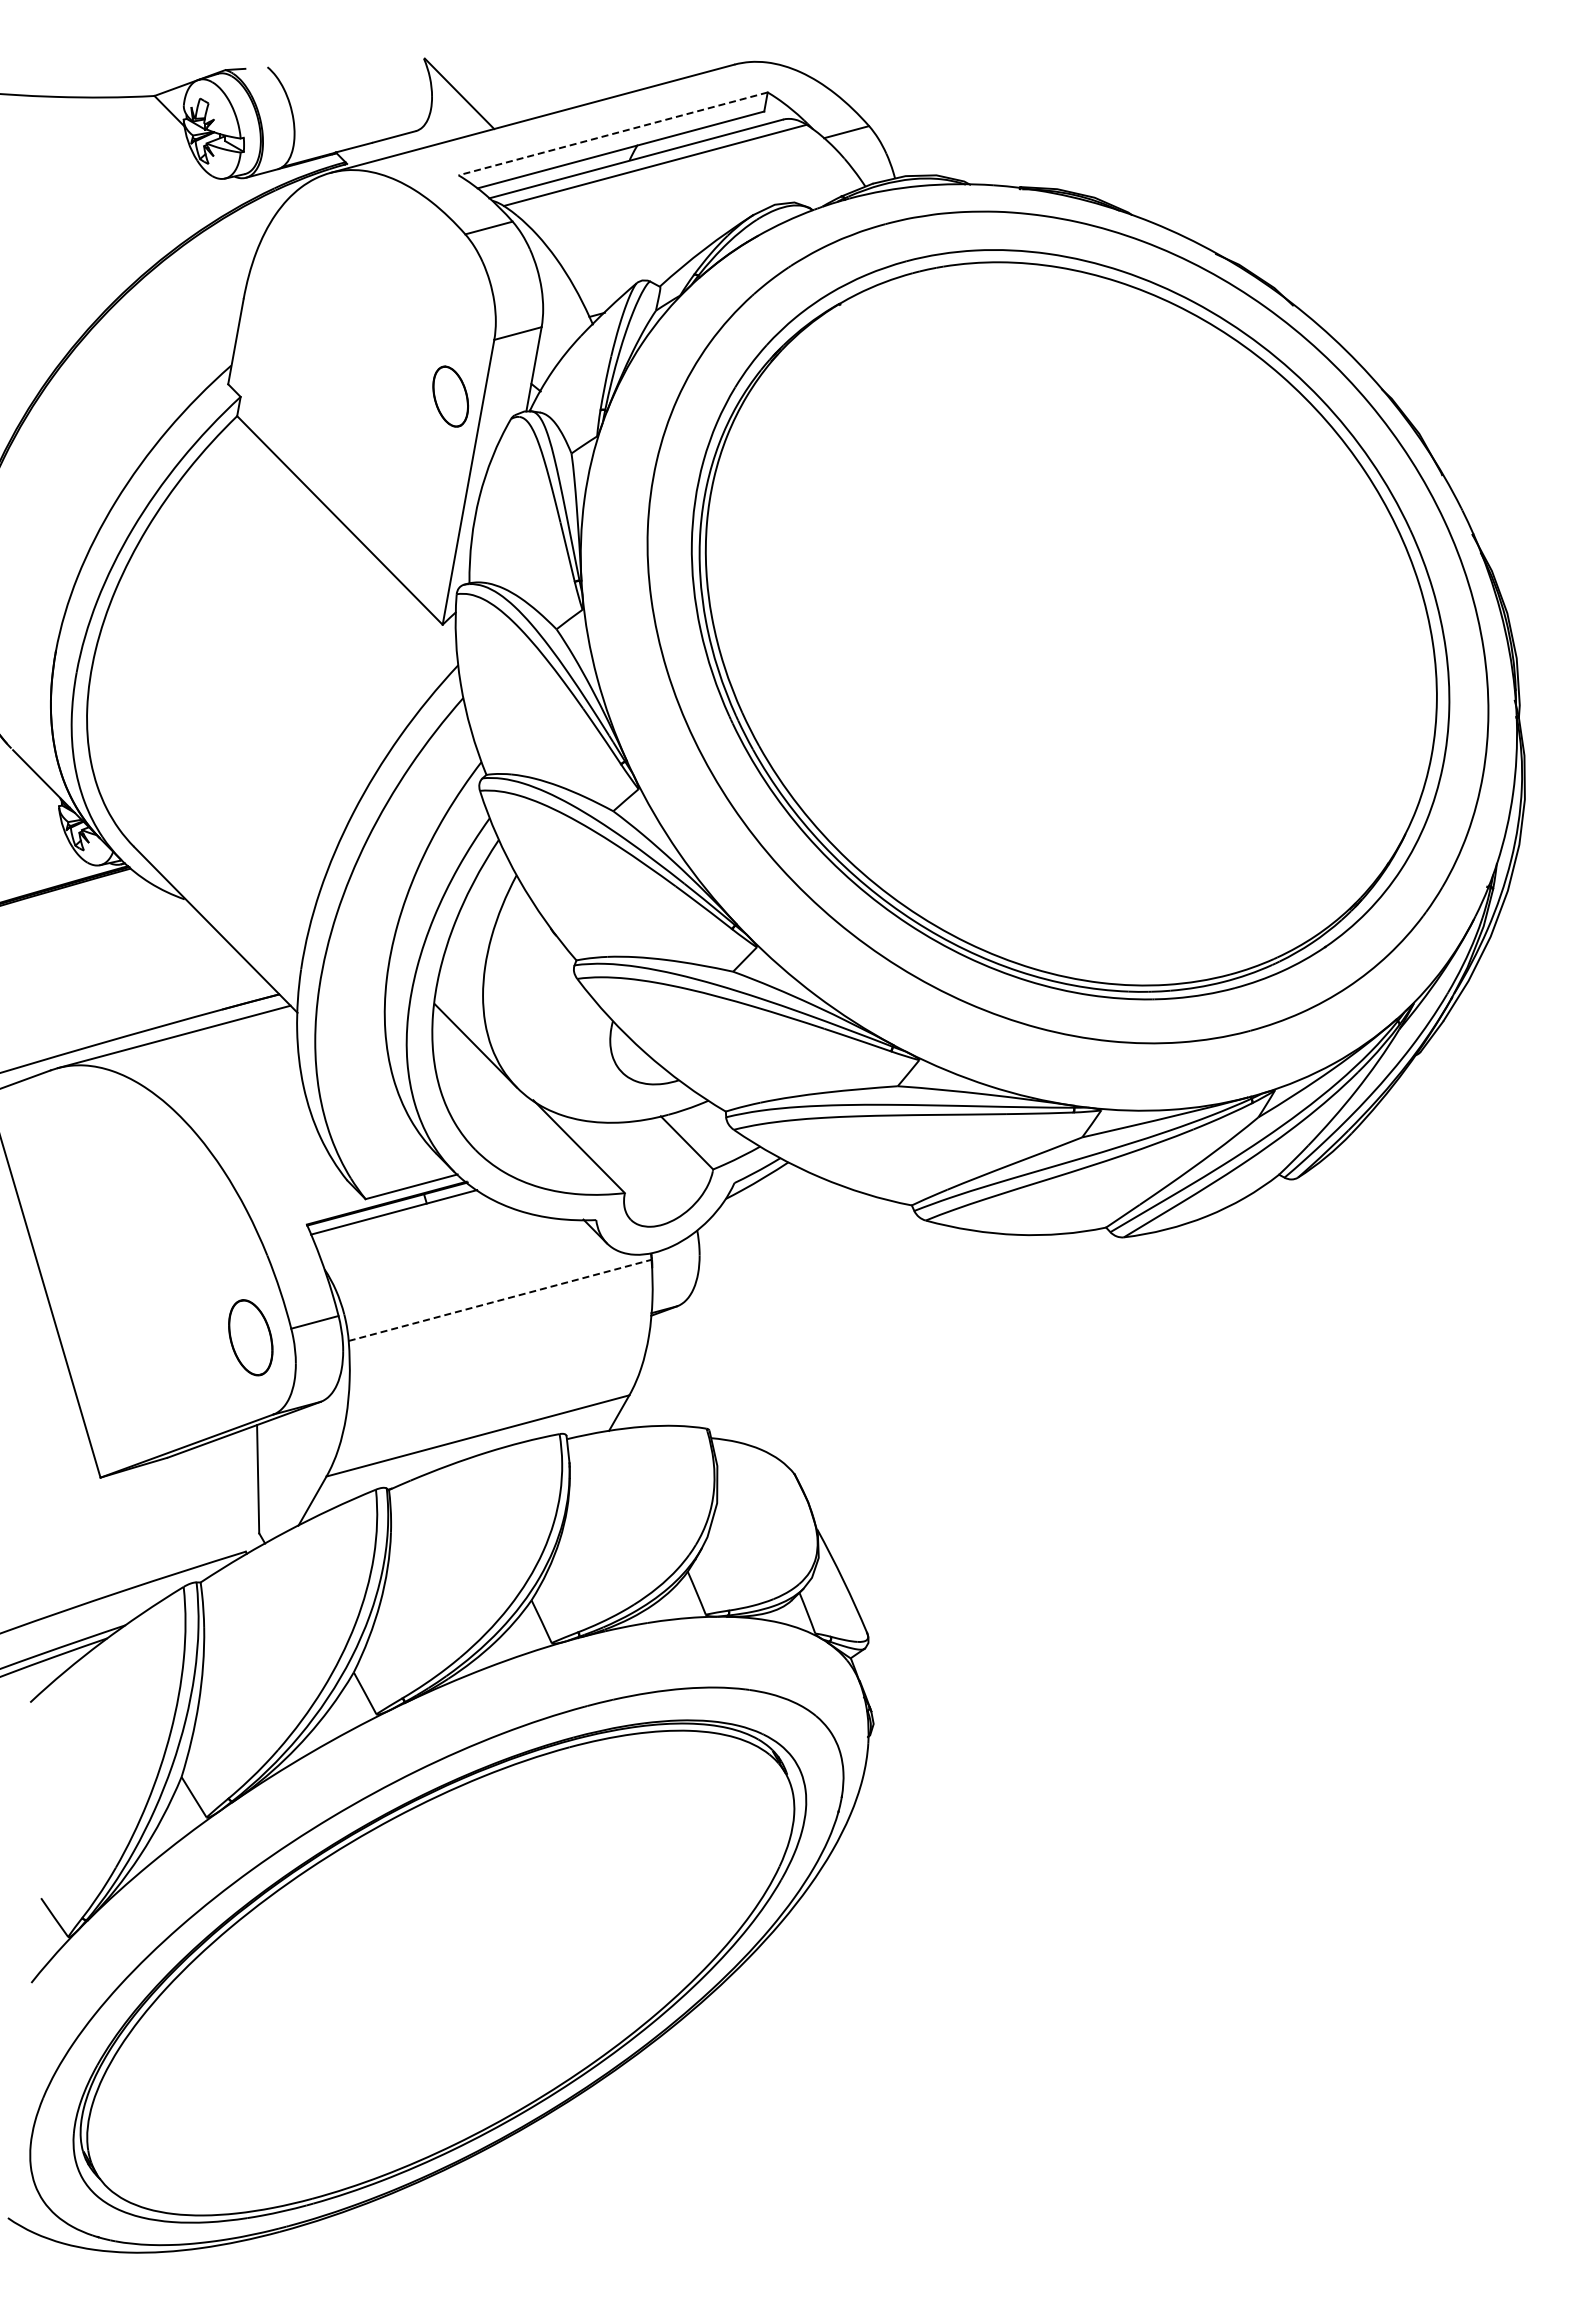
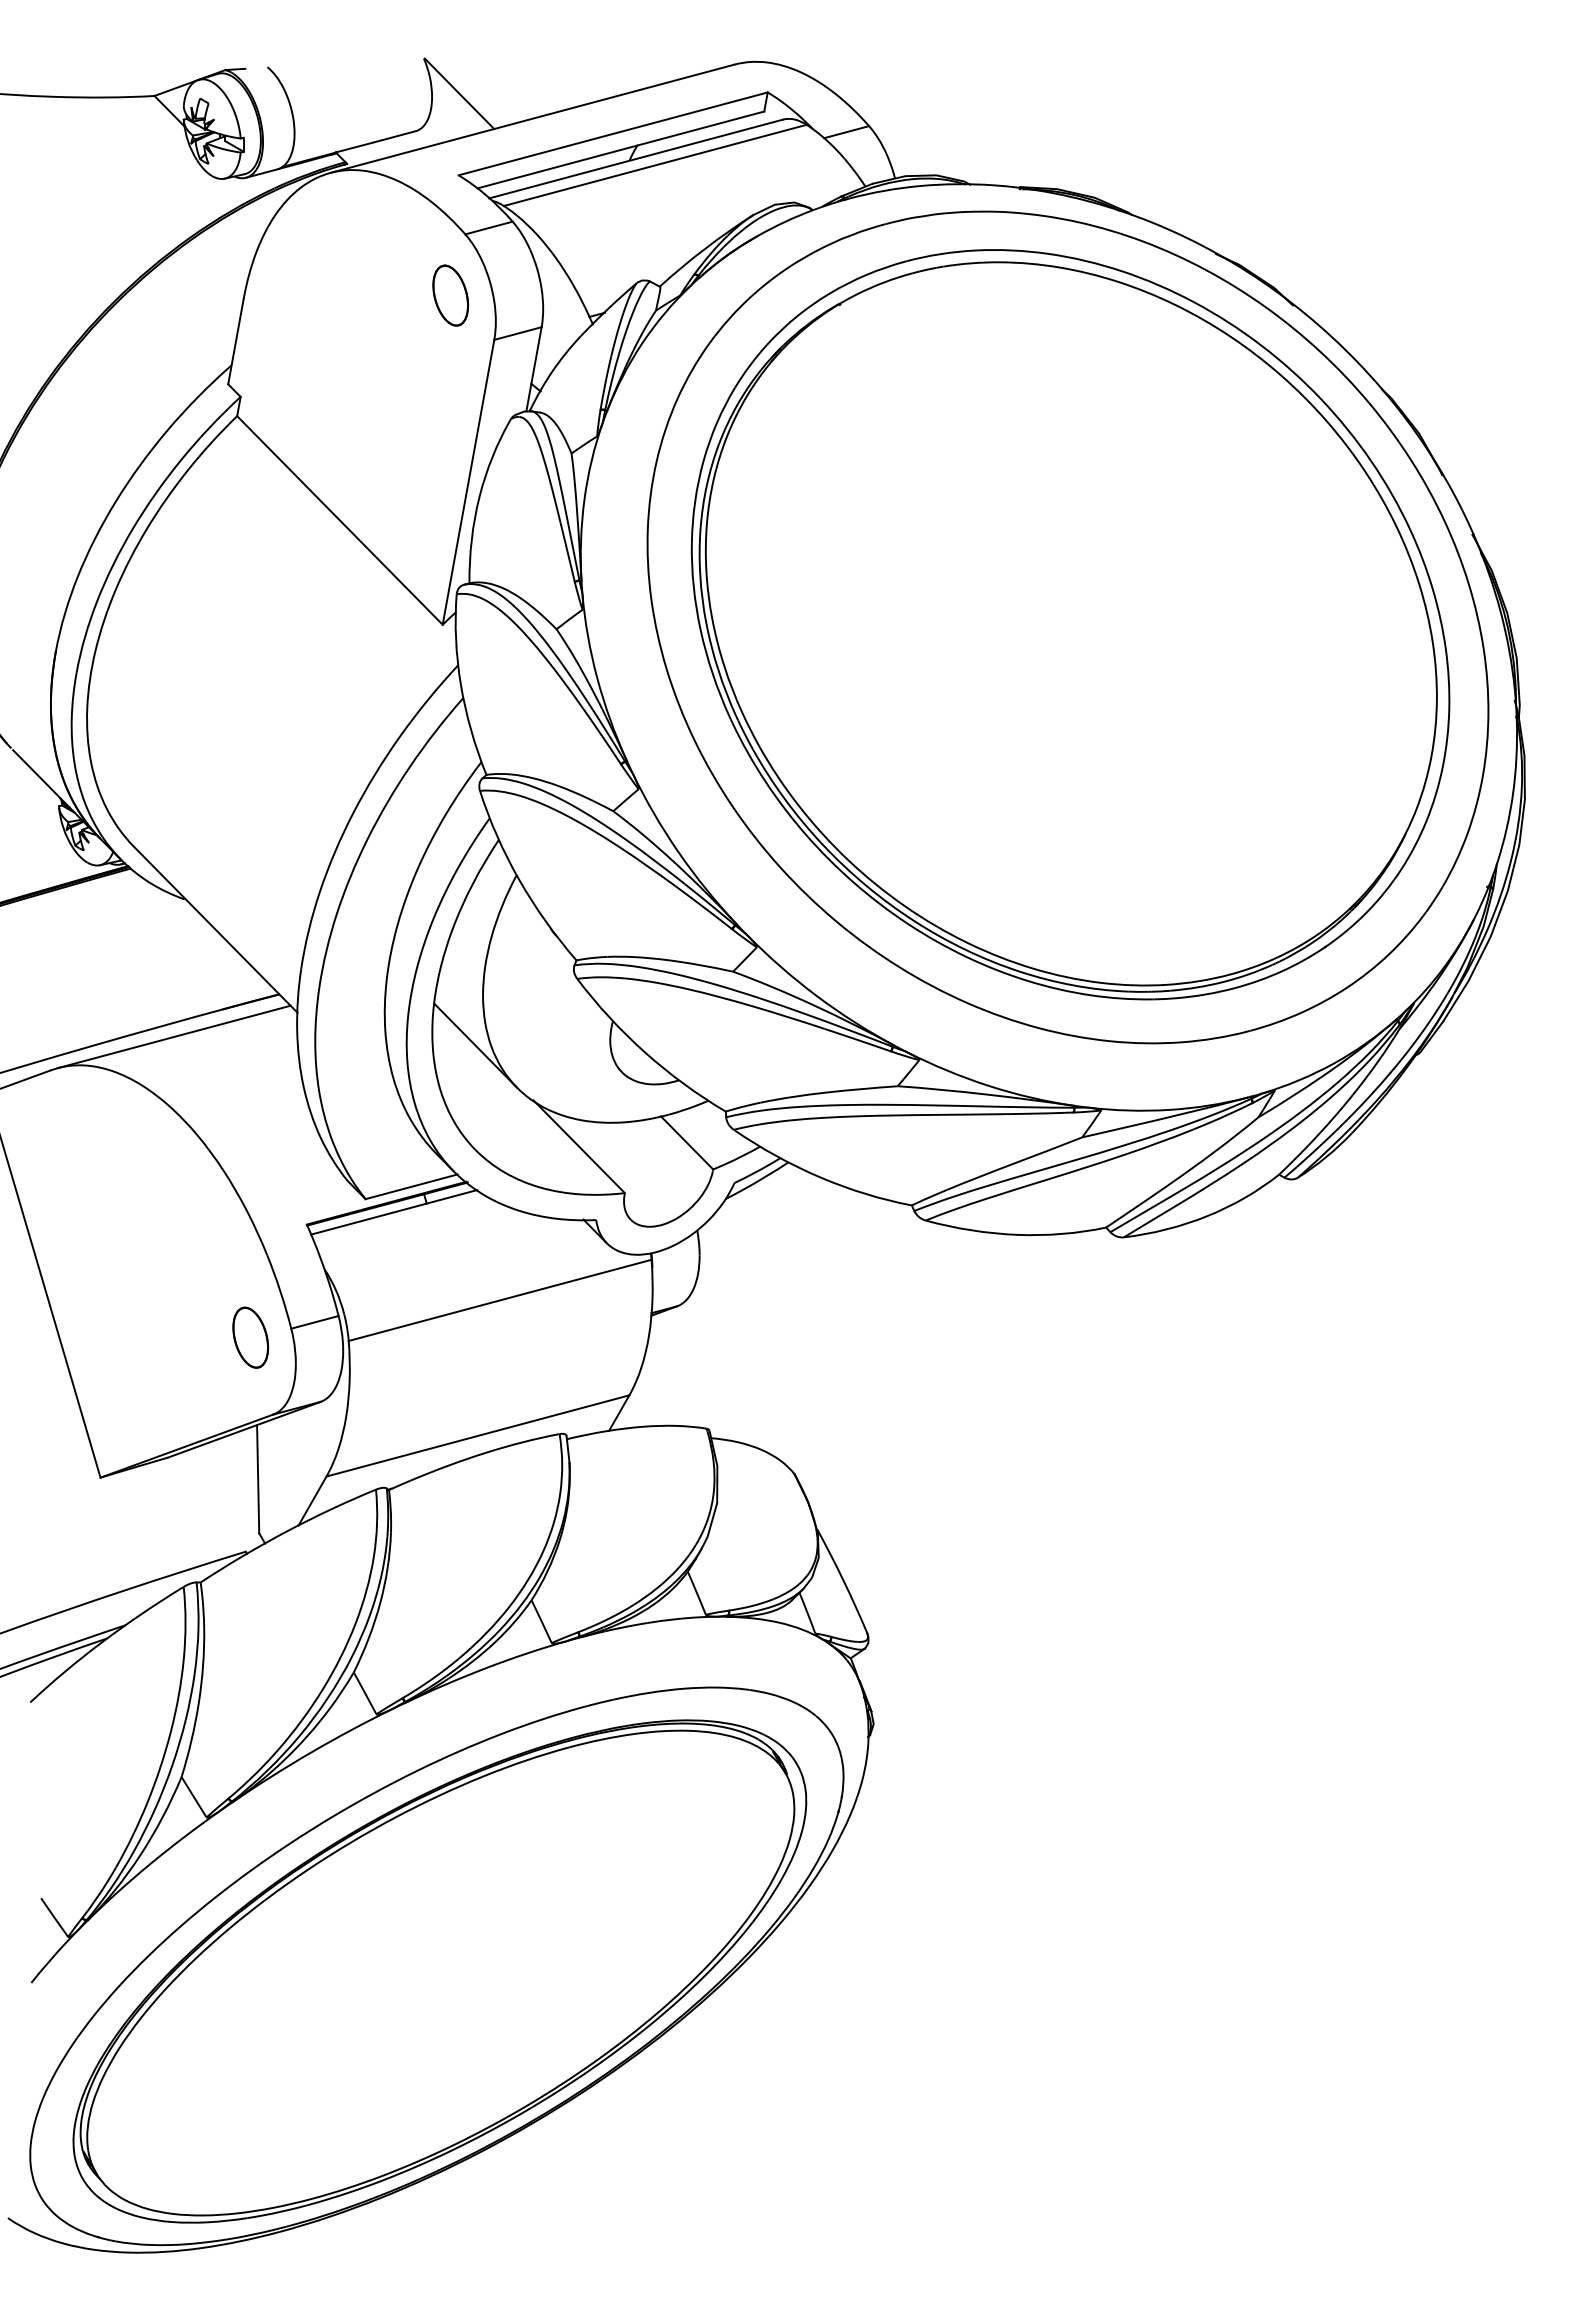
line: dashed -> solid (612, 134)
part position: (450, 396) -> (450, 295) (450, 295)
line: dashed -> solid (500, 1300)
part size: 46x78 px -> 37x63 px (250, 1337)
